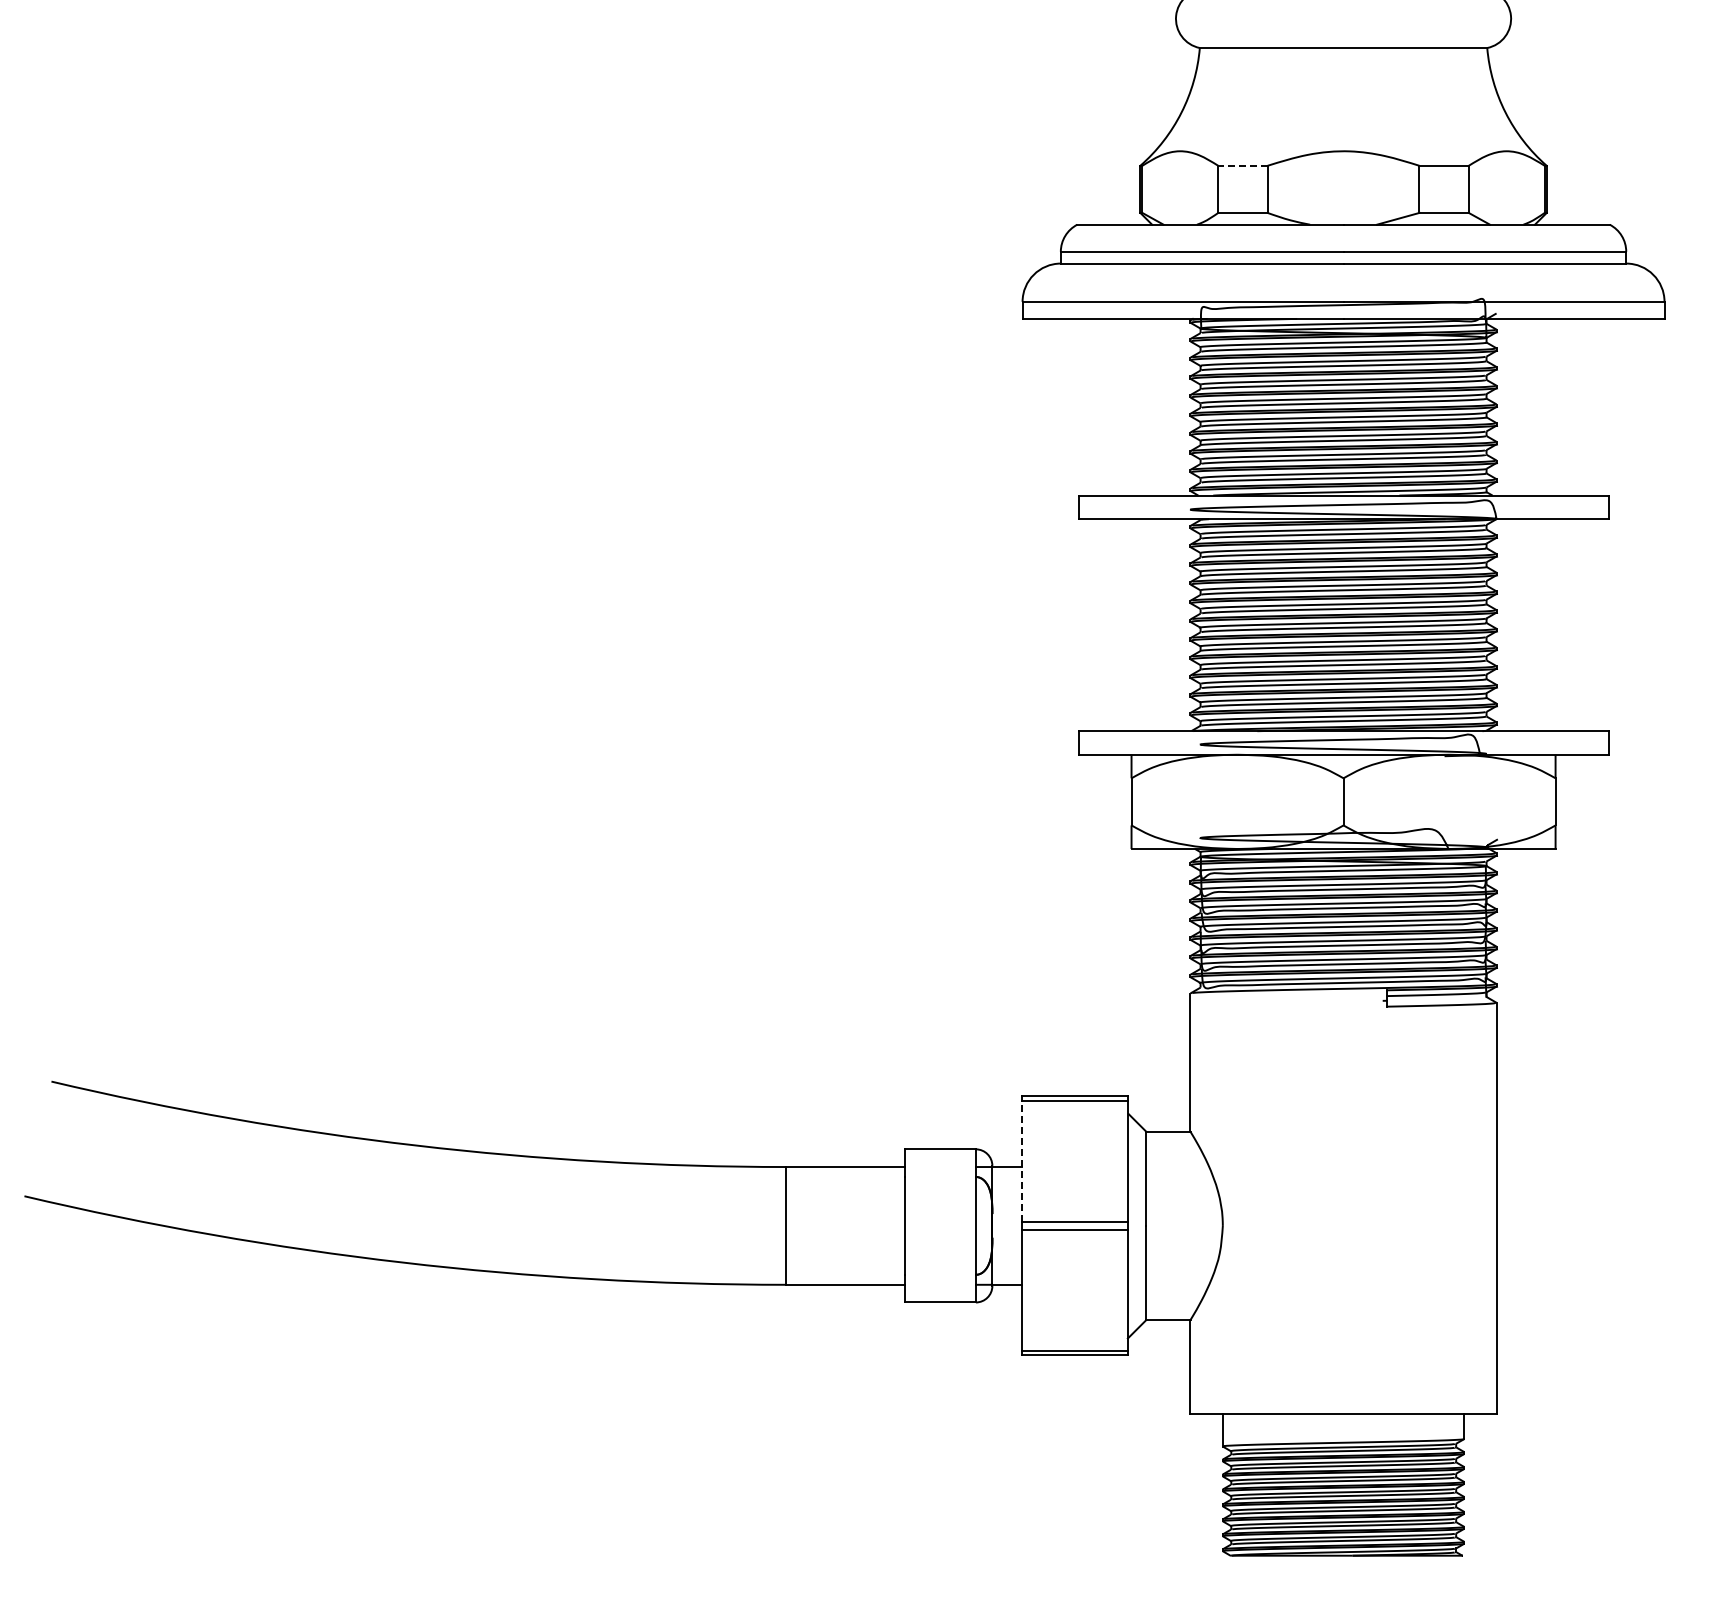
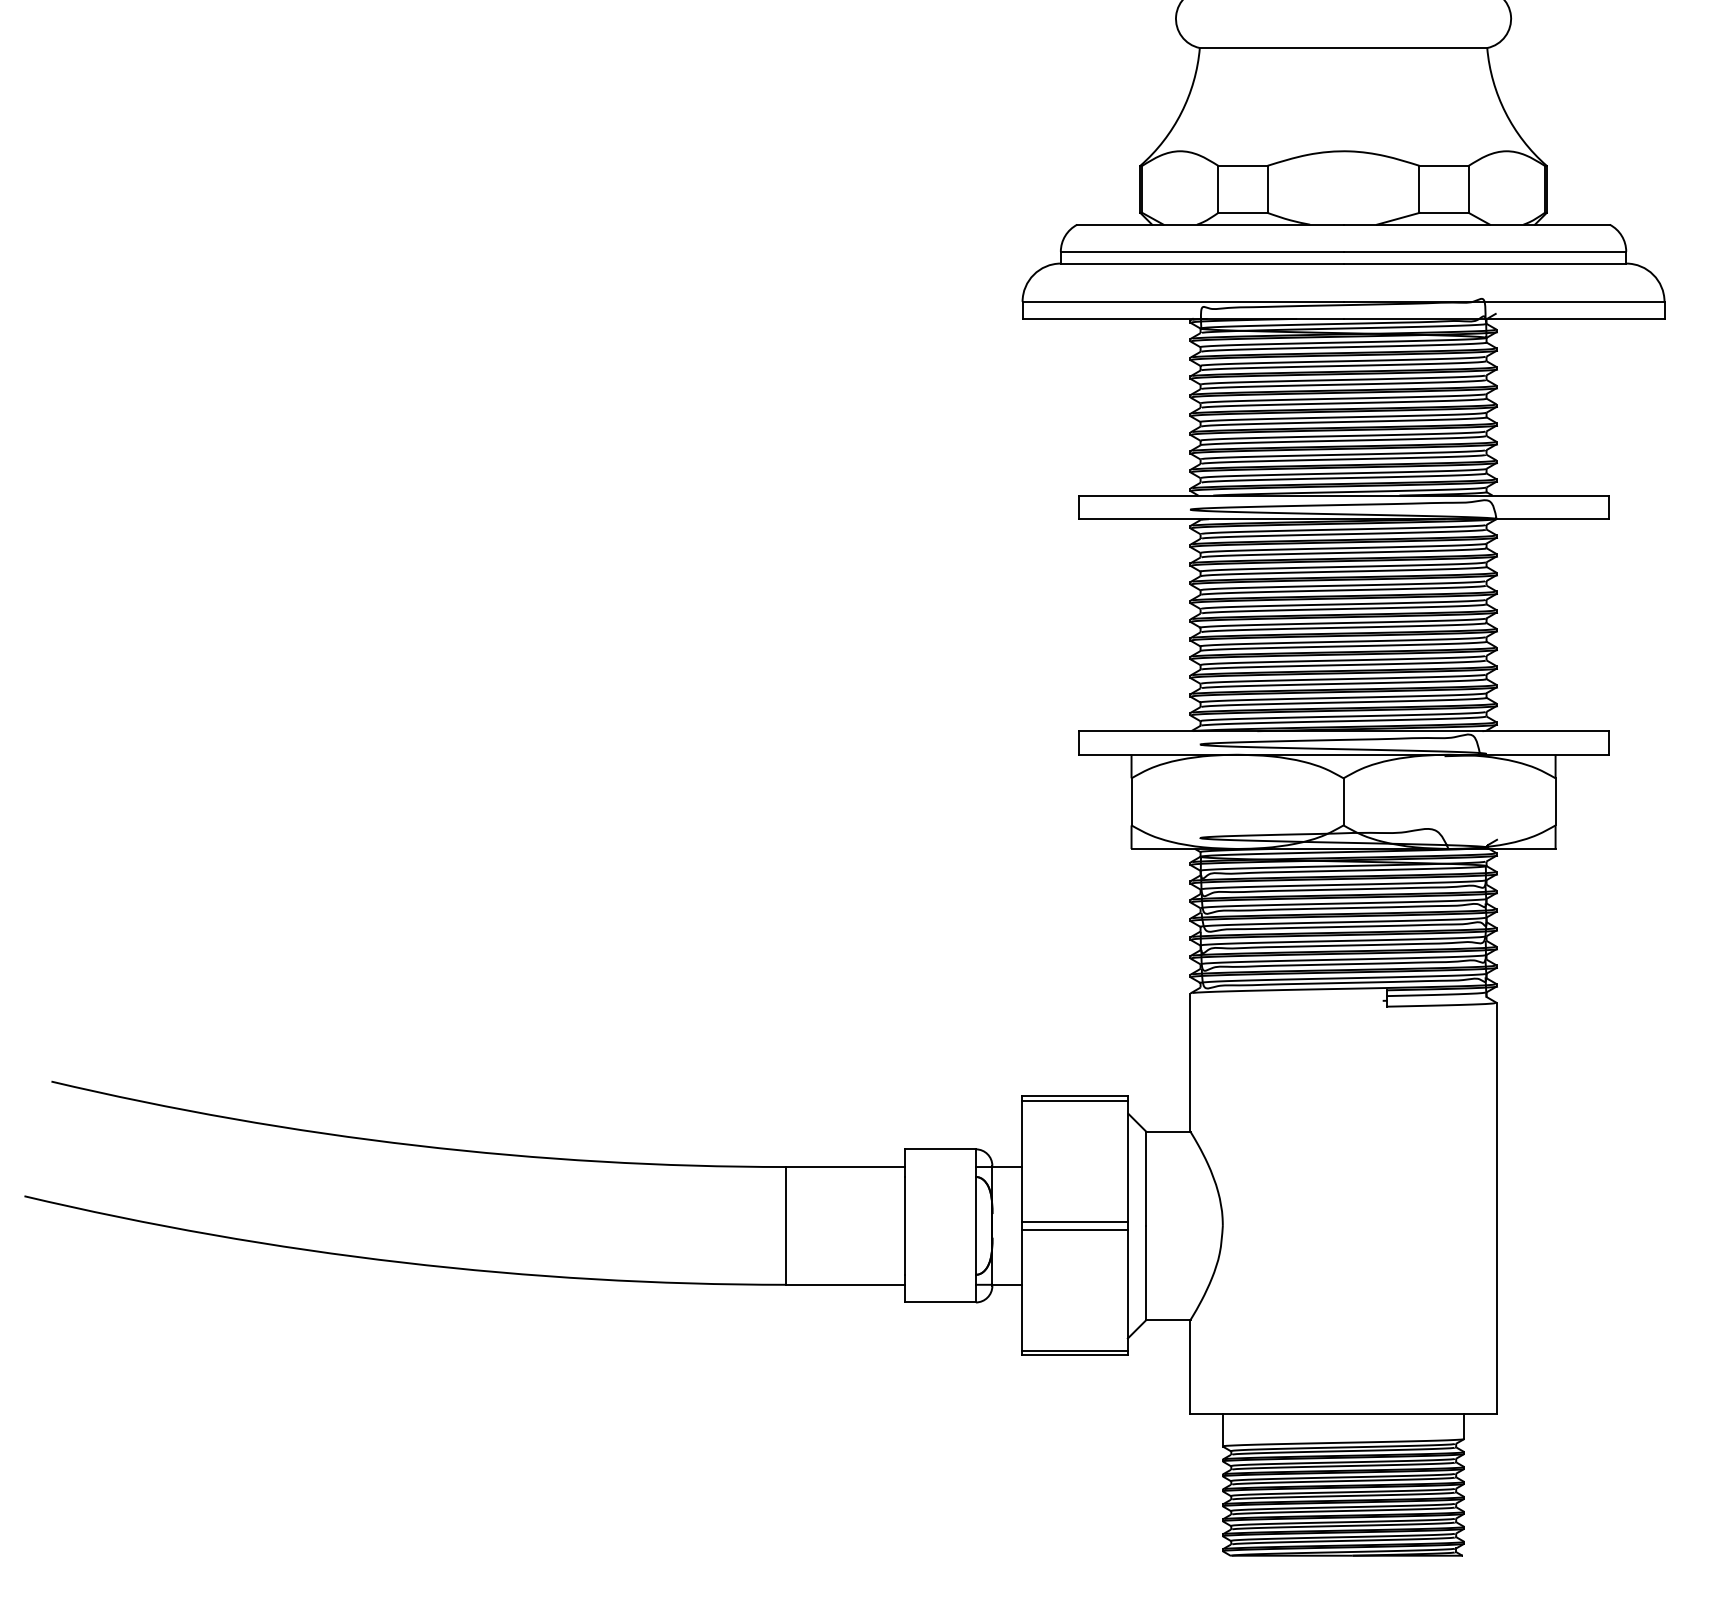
line: dashed -> solid (1242, 165)
line: dashed -> solid (1021, 1161)
